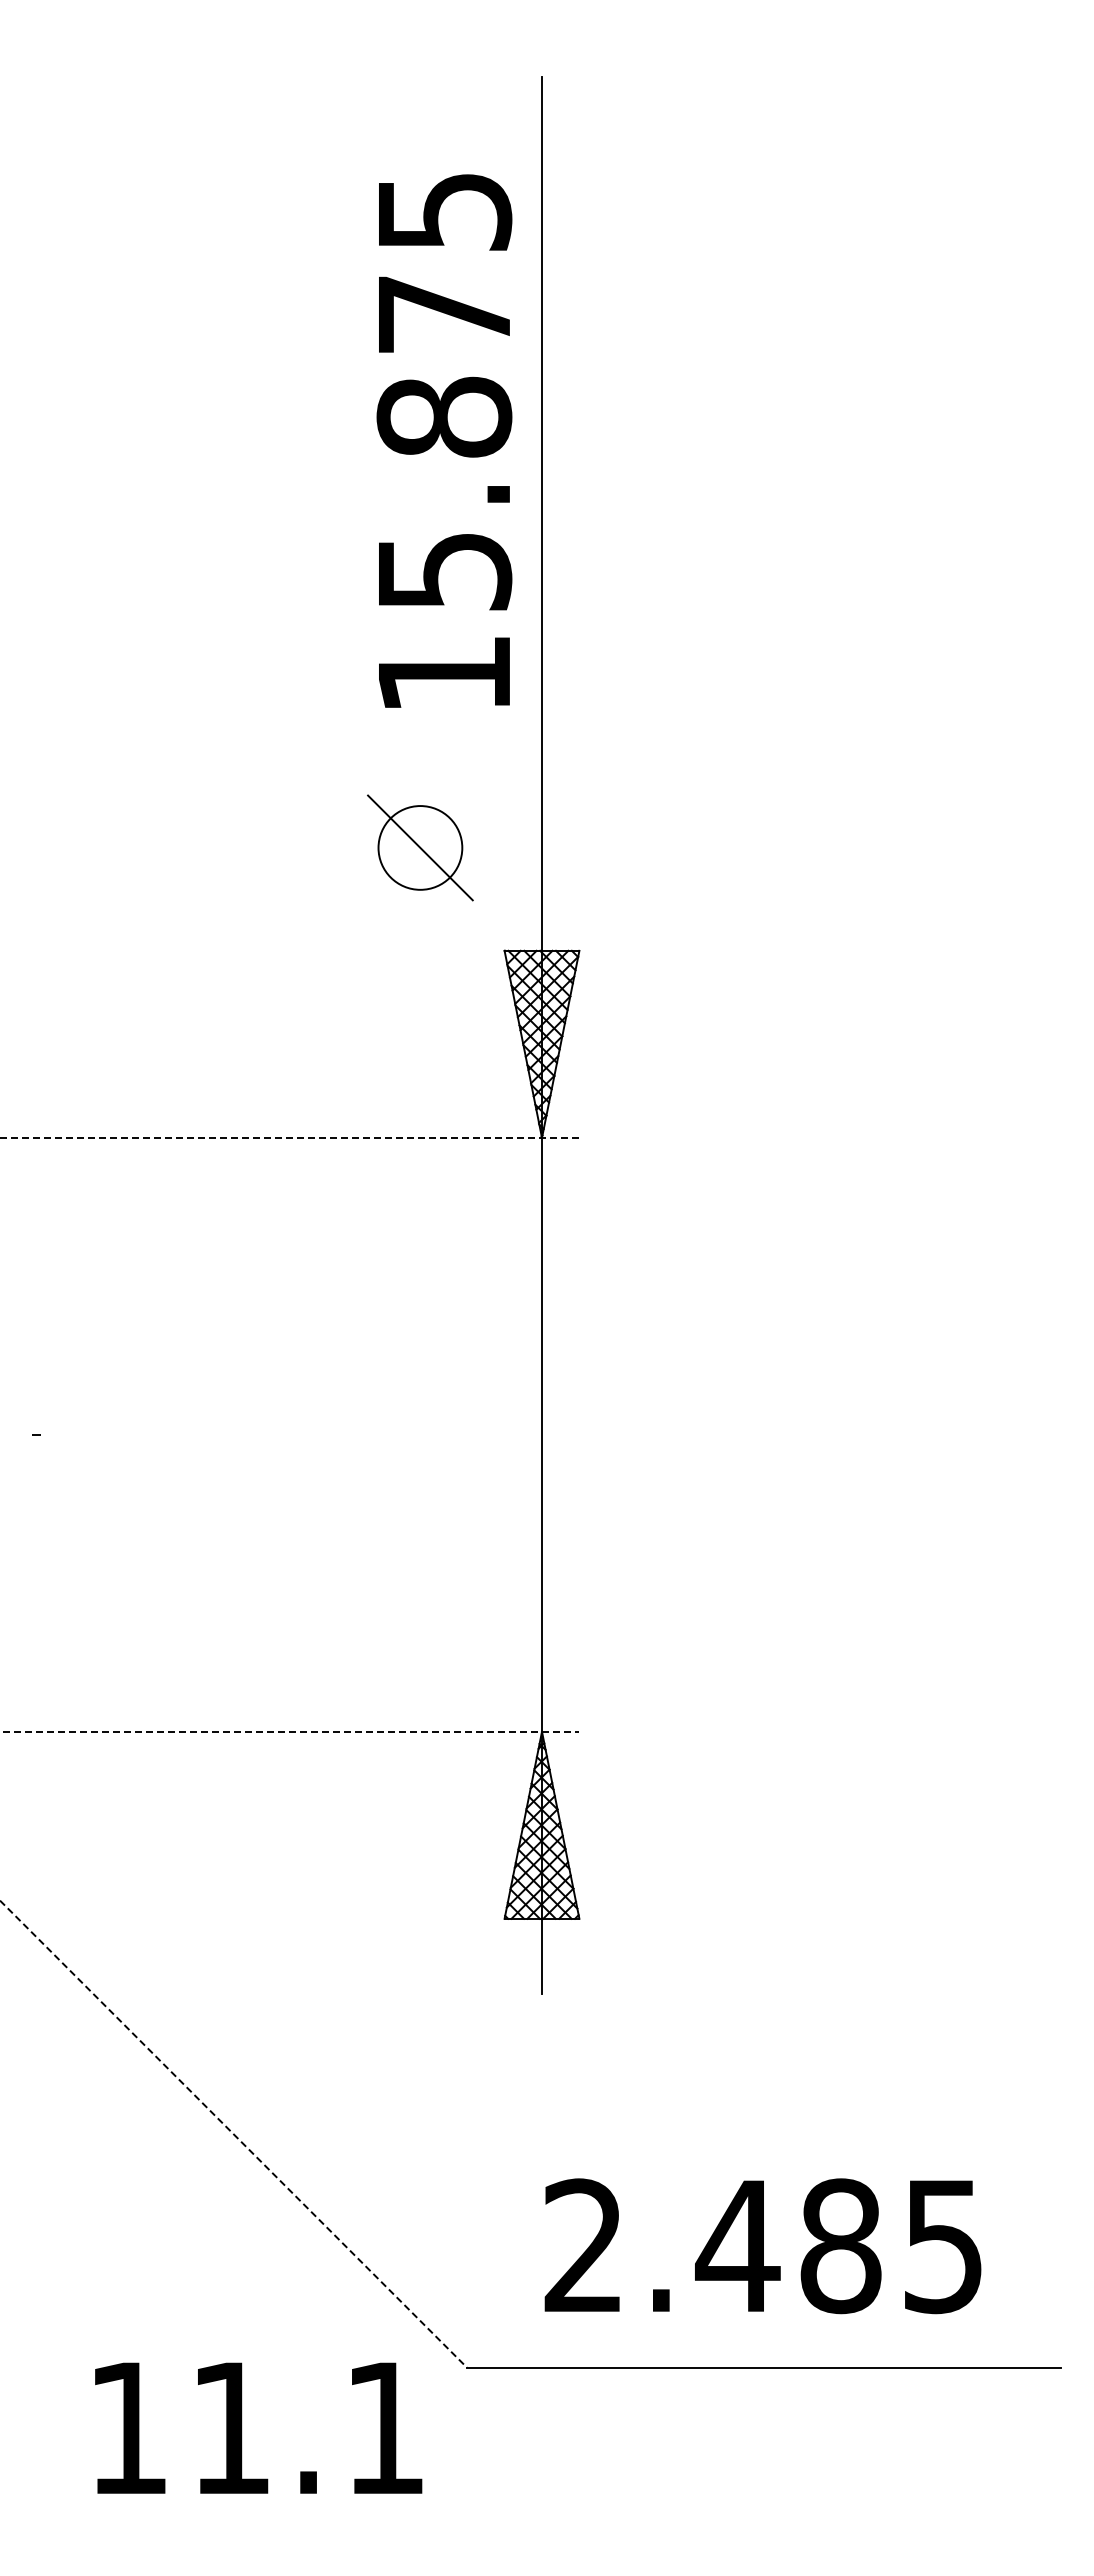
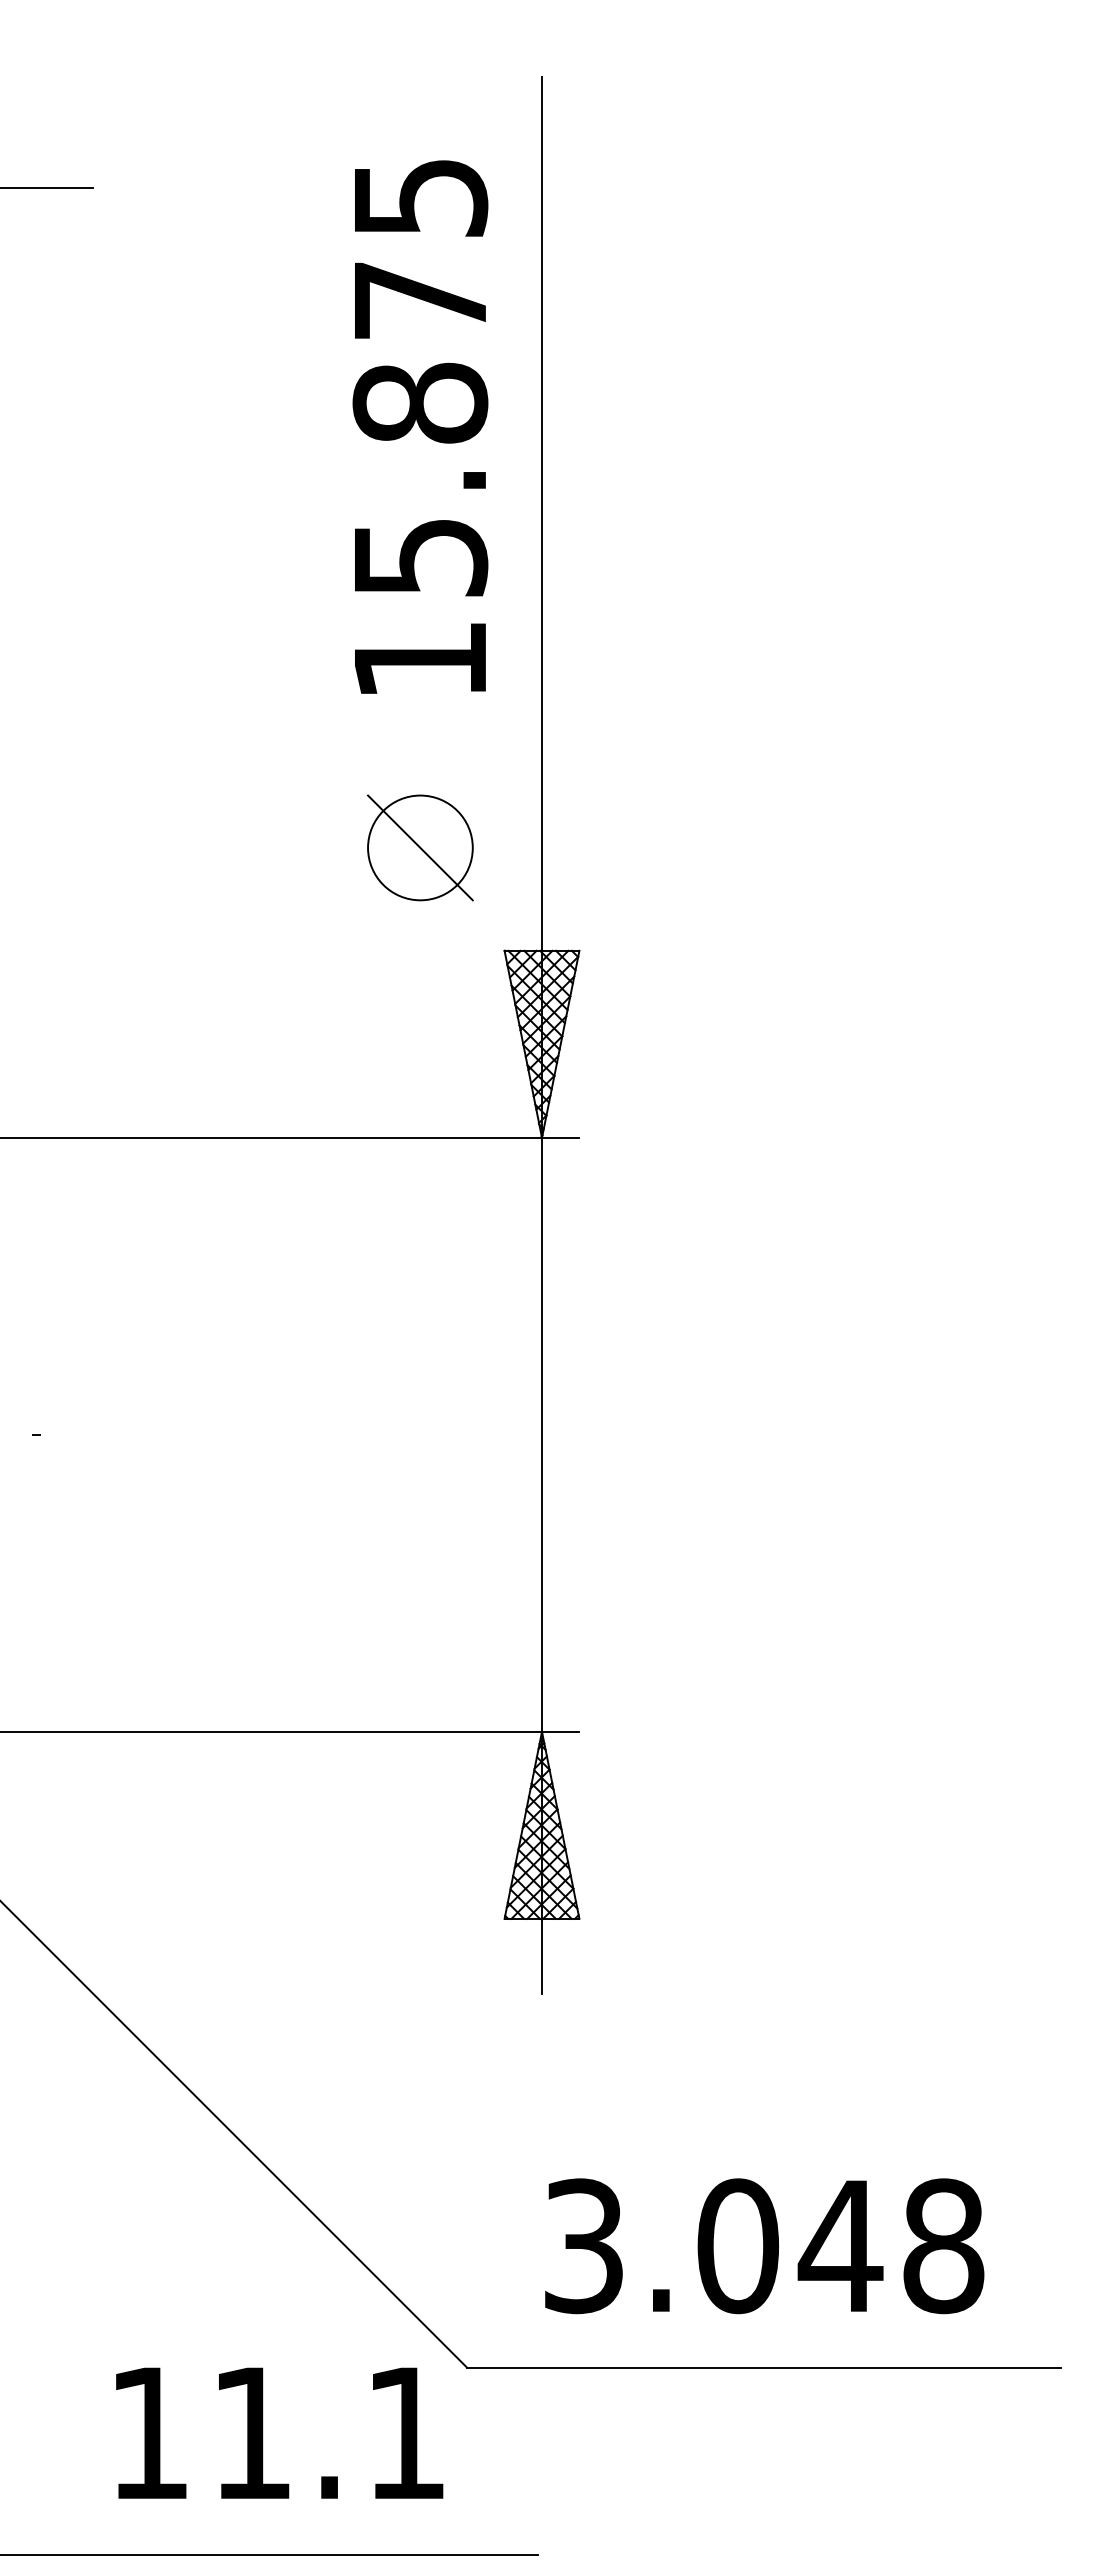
line: none -> present (47, 187)
text position: (444, 440) -> (420, 426) (420, 426)
circle diameter: 84 px -> 105 px (420, 847)
line: dashed -> solid (289, 1137)
line: dashed -> solid (290, 1731)
line: dashed -> solid (233, 2134)
text: 2.485 -> 3.048 (764, 2246)
text position: (258, 2427) -> (279, 2432) (279, 2432)
line: none -> present (270, 2554)
